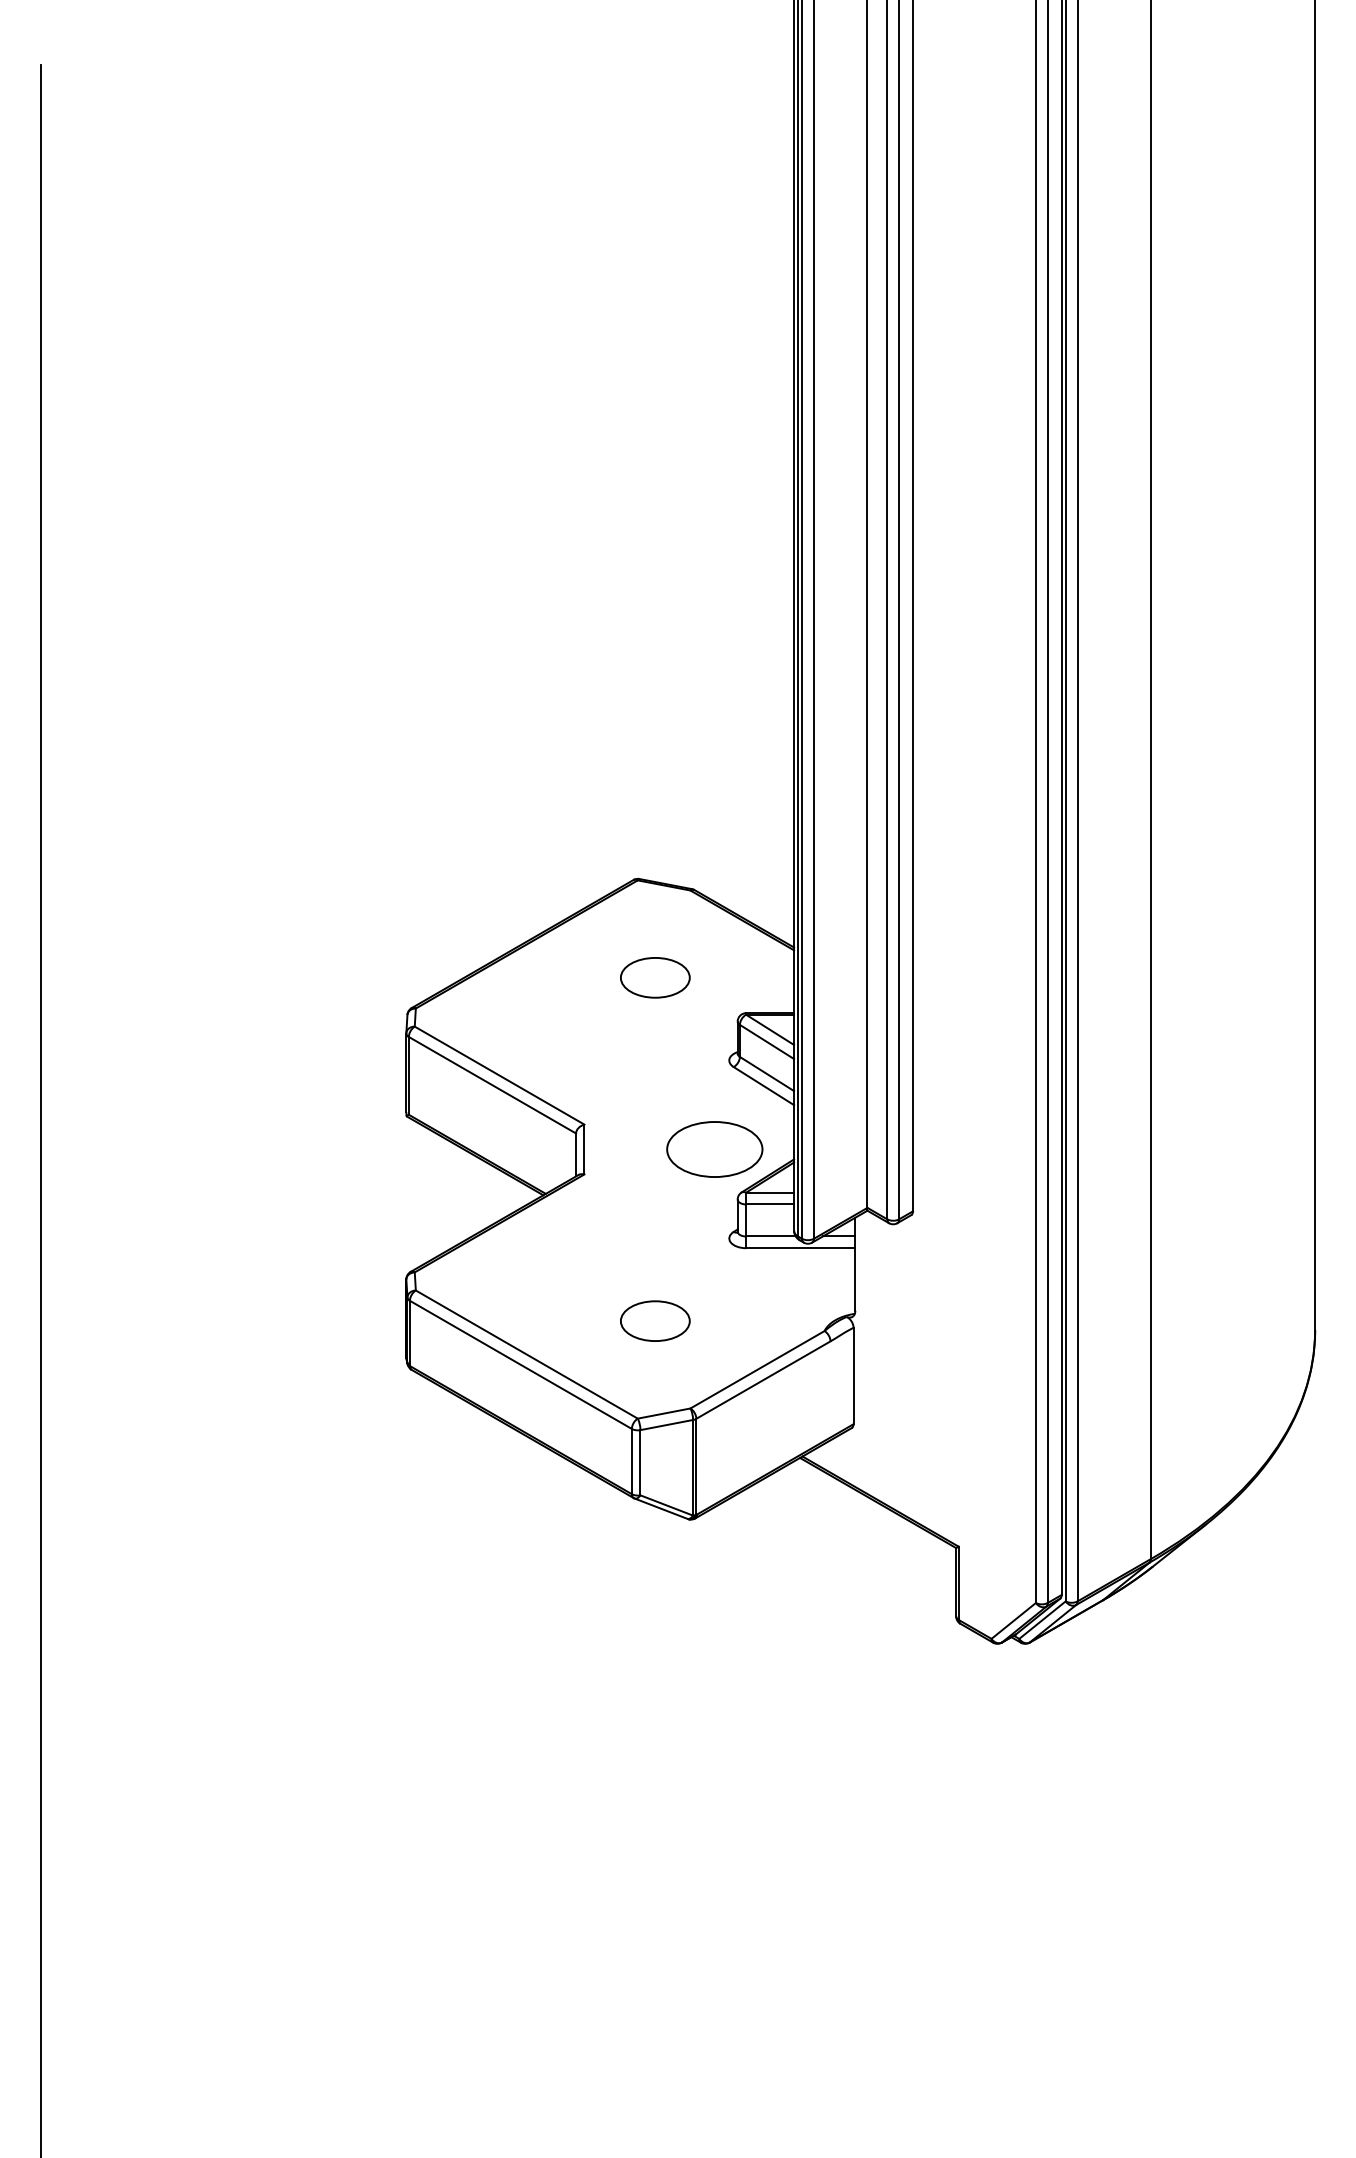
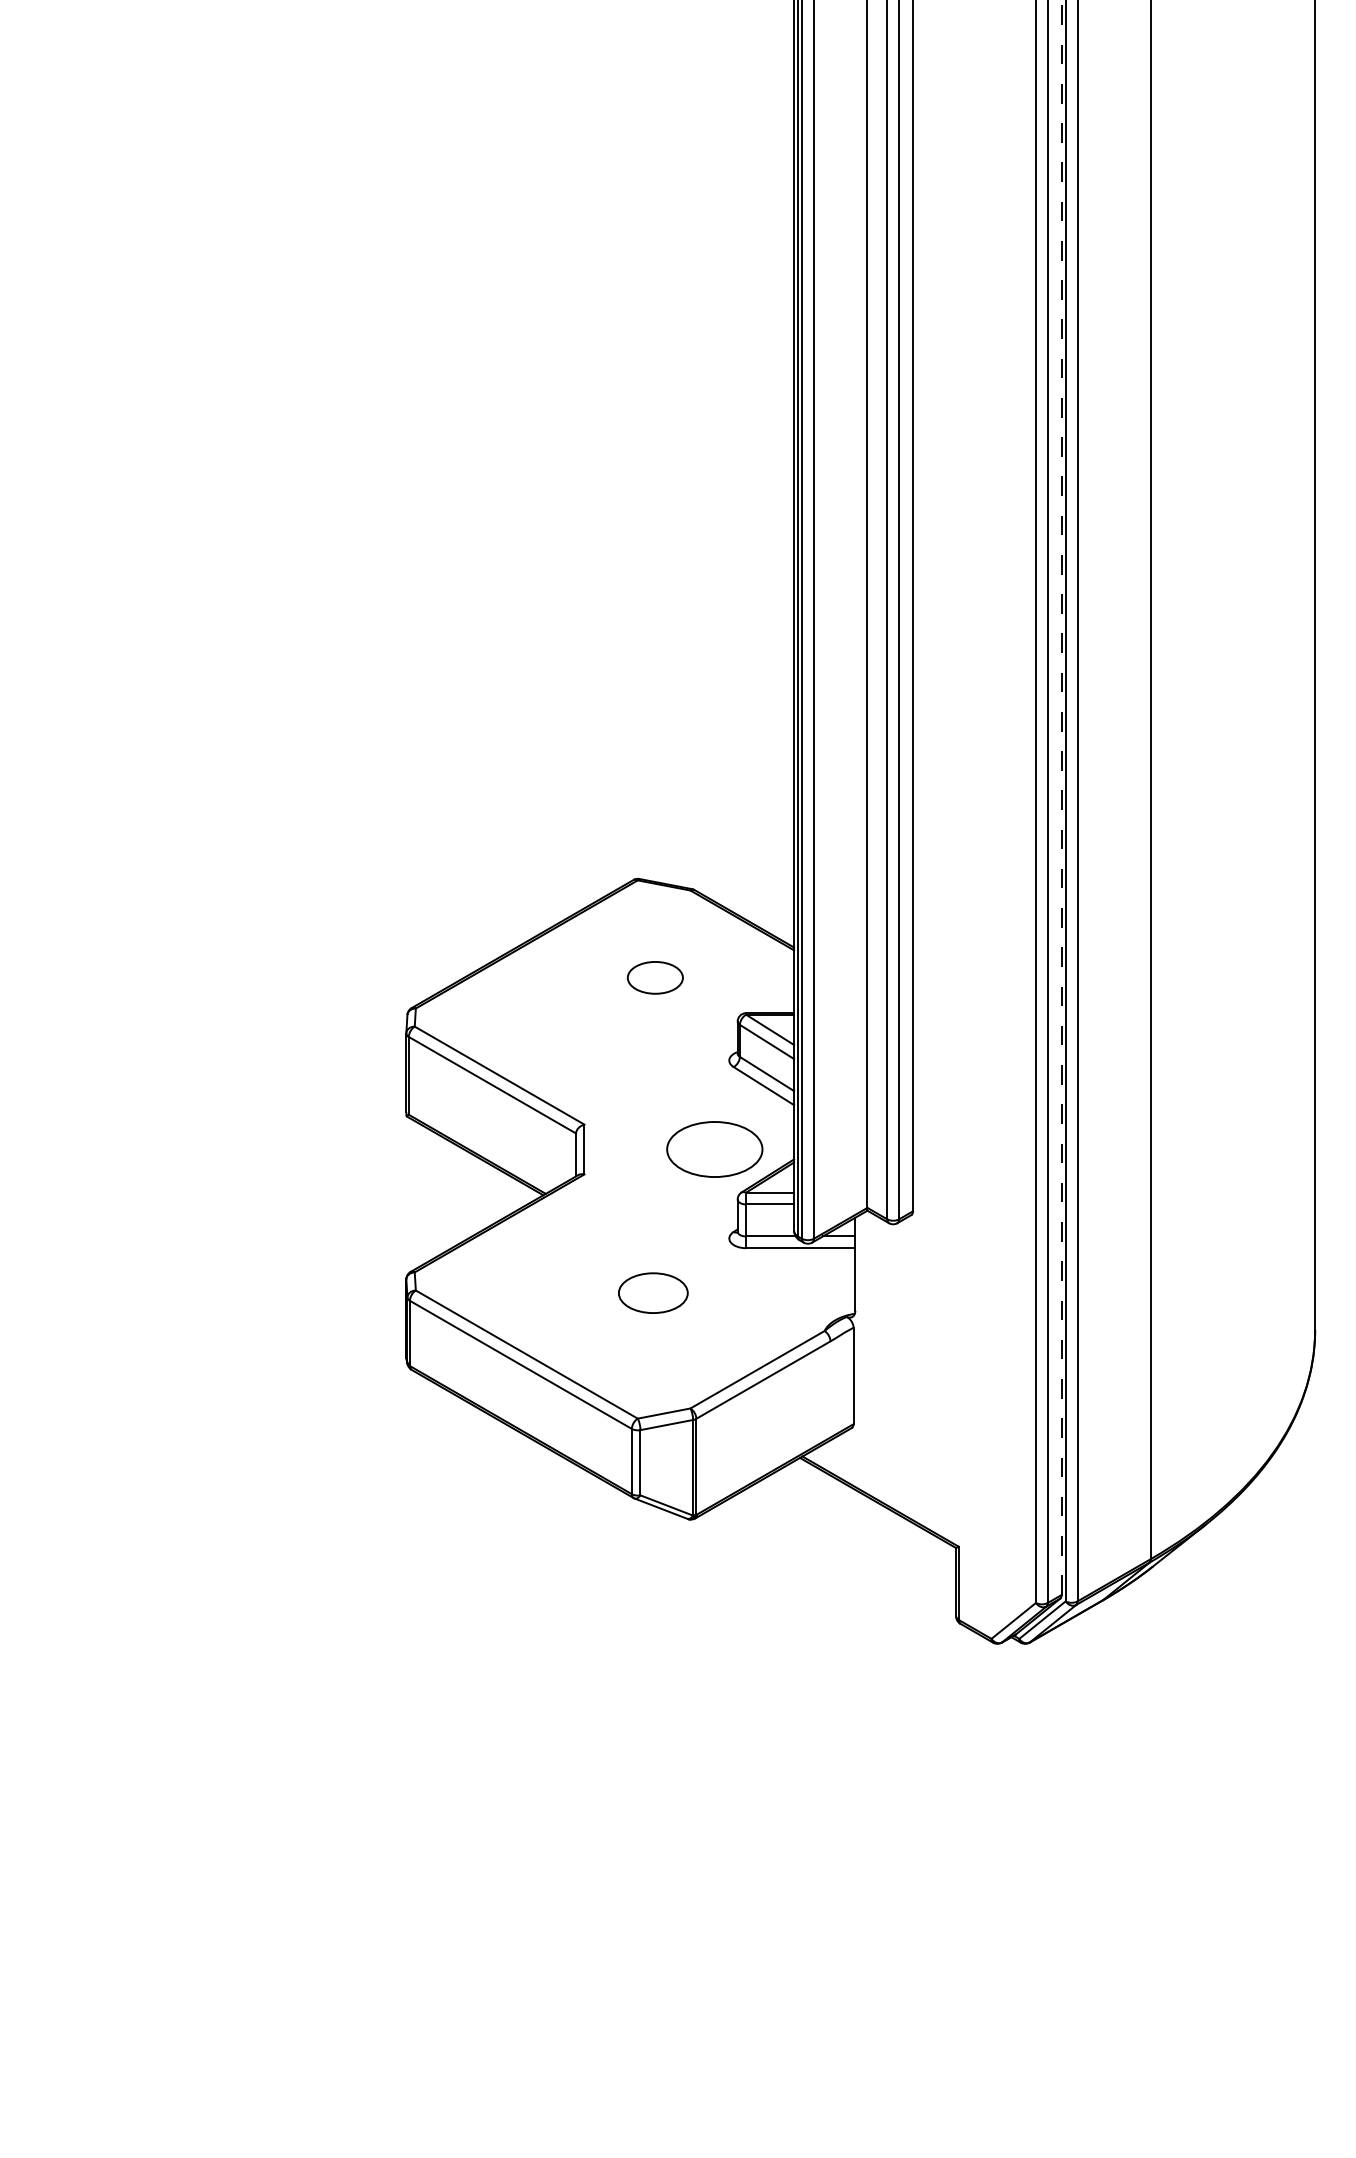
line: solid -> dashed (1061, 797)
part size: 71x42 px -> 57x34 px (655, 977)
line: present -> none (40, 1109)
part position: (655, 1320) -> (653, 1292) (653, 1292)
